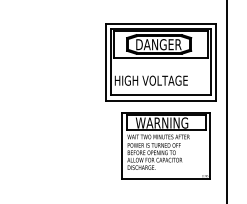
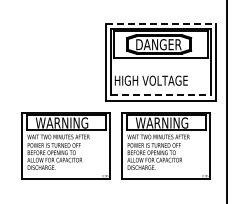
line: solid -> dashed (161, 23)
line: solid -> dashed (161, 95)
part: none -> present (65, 145)
